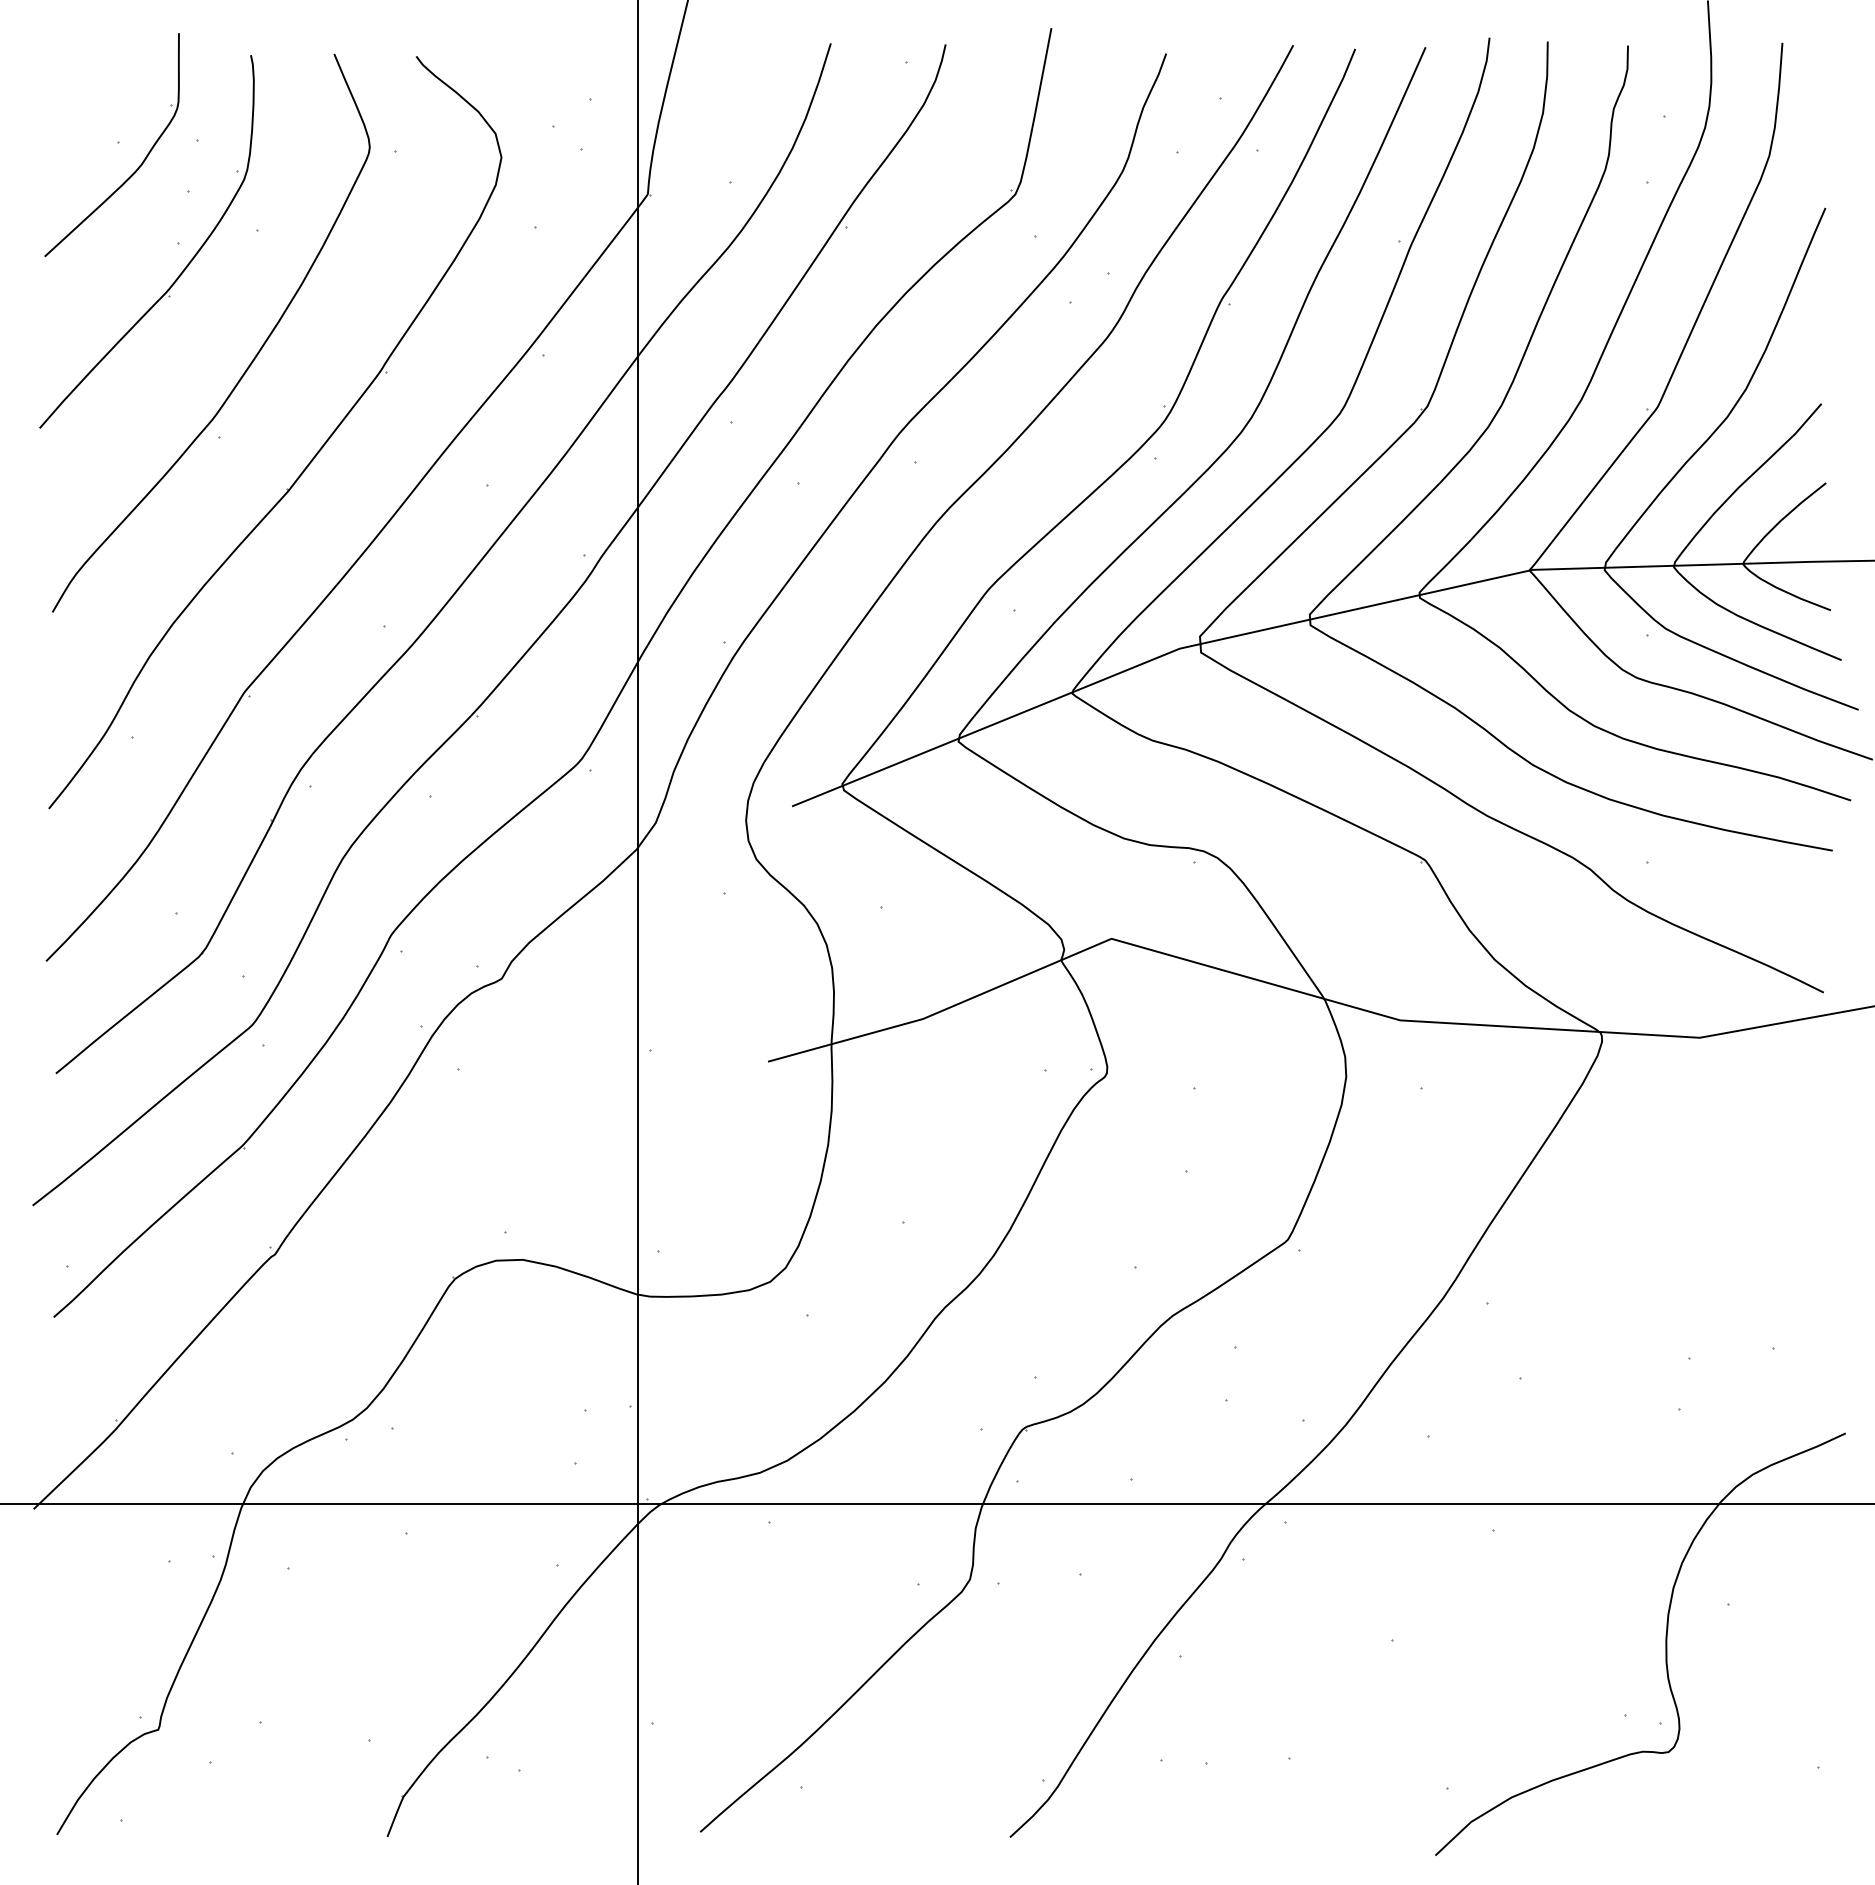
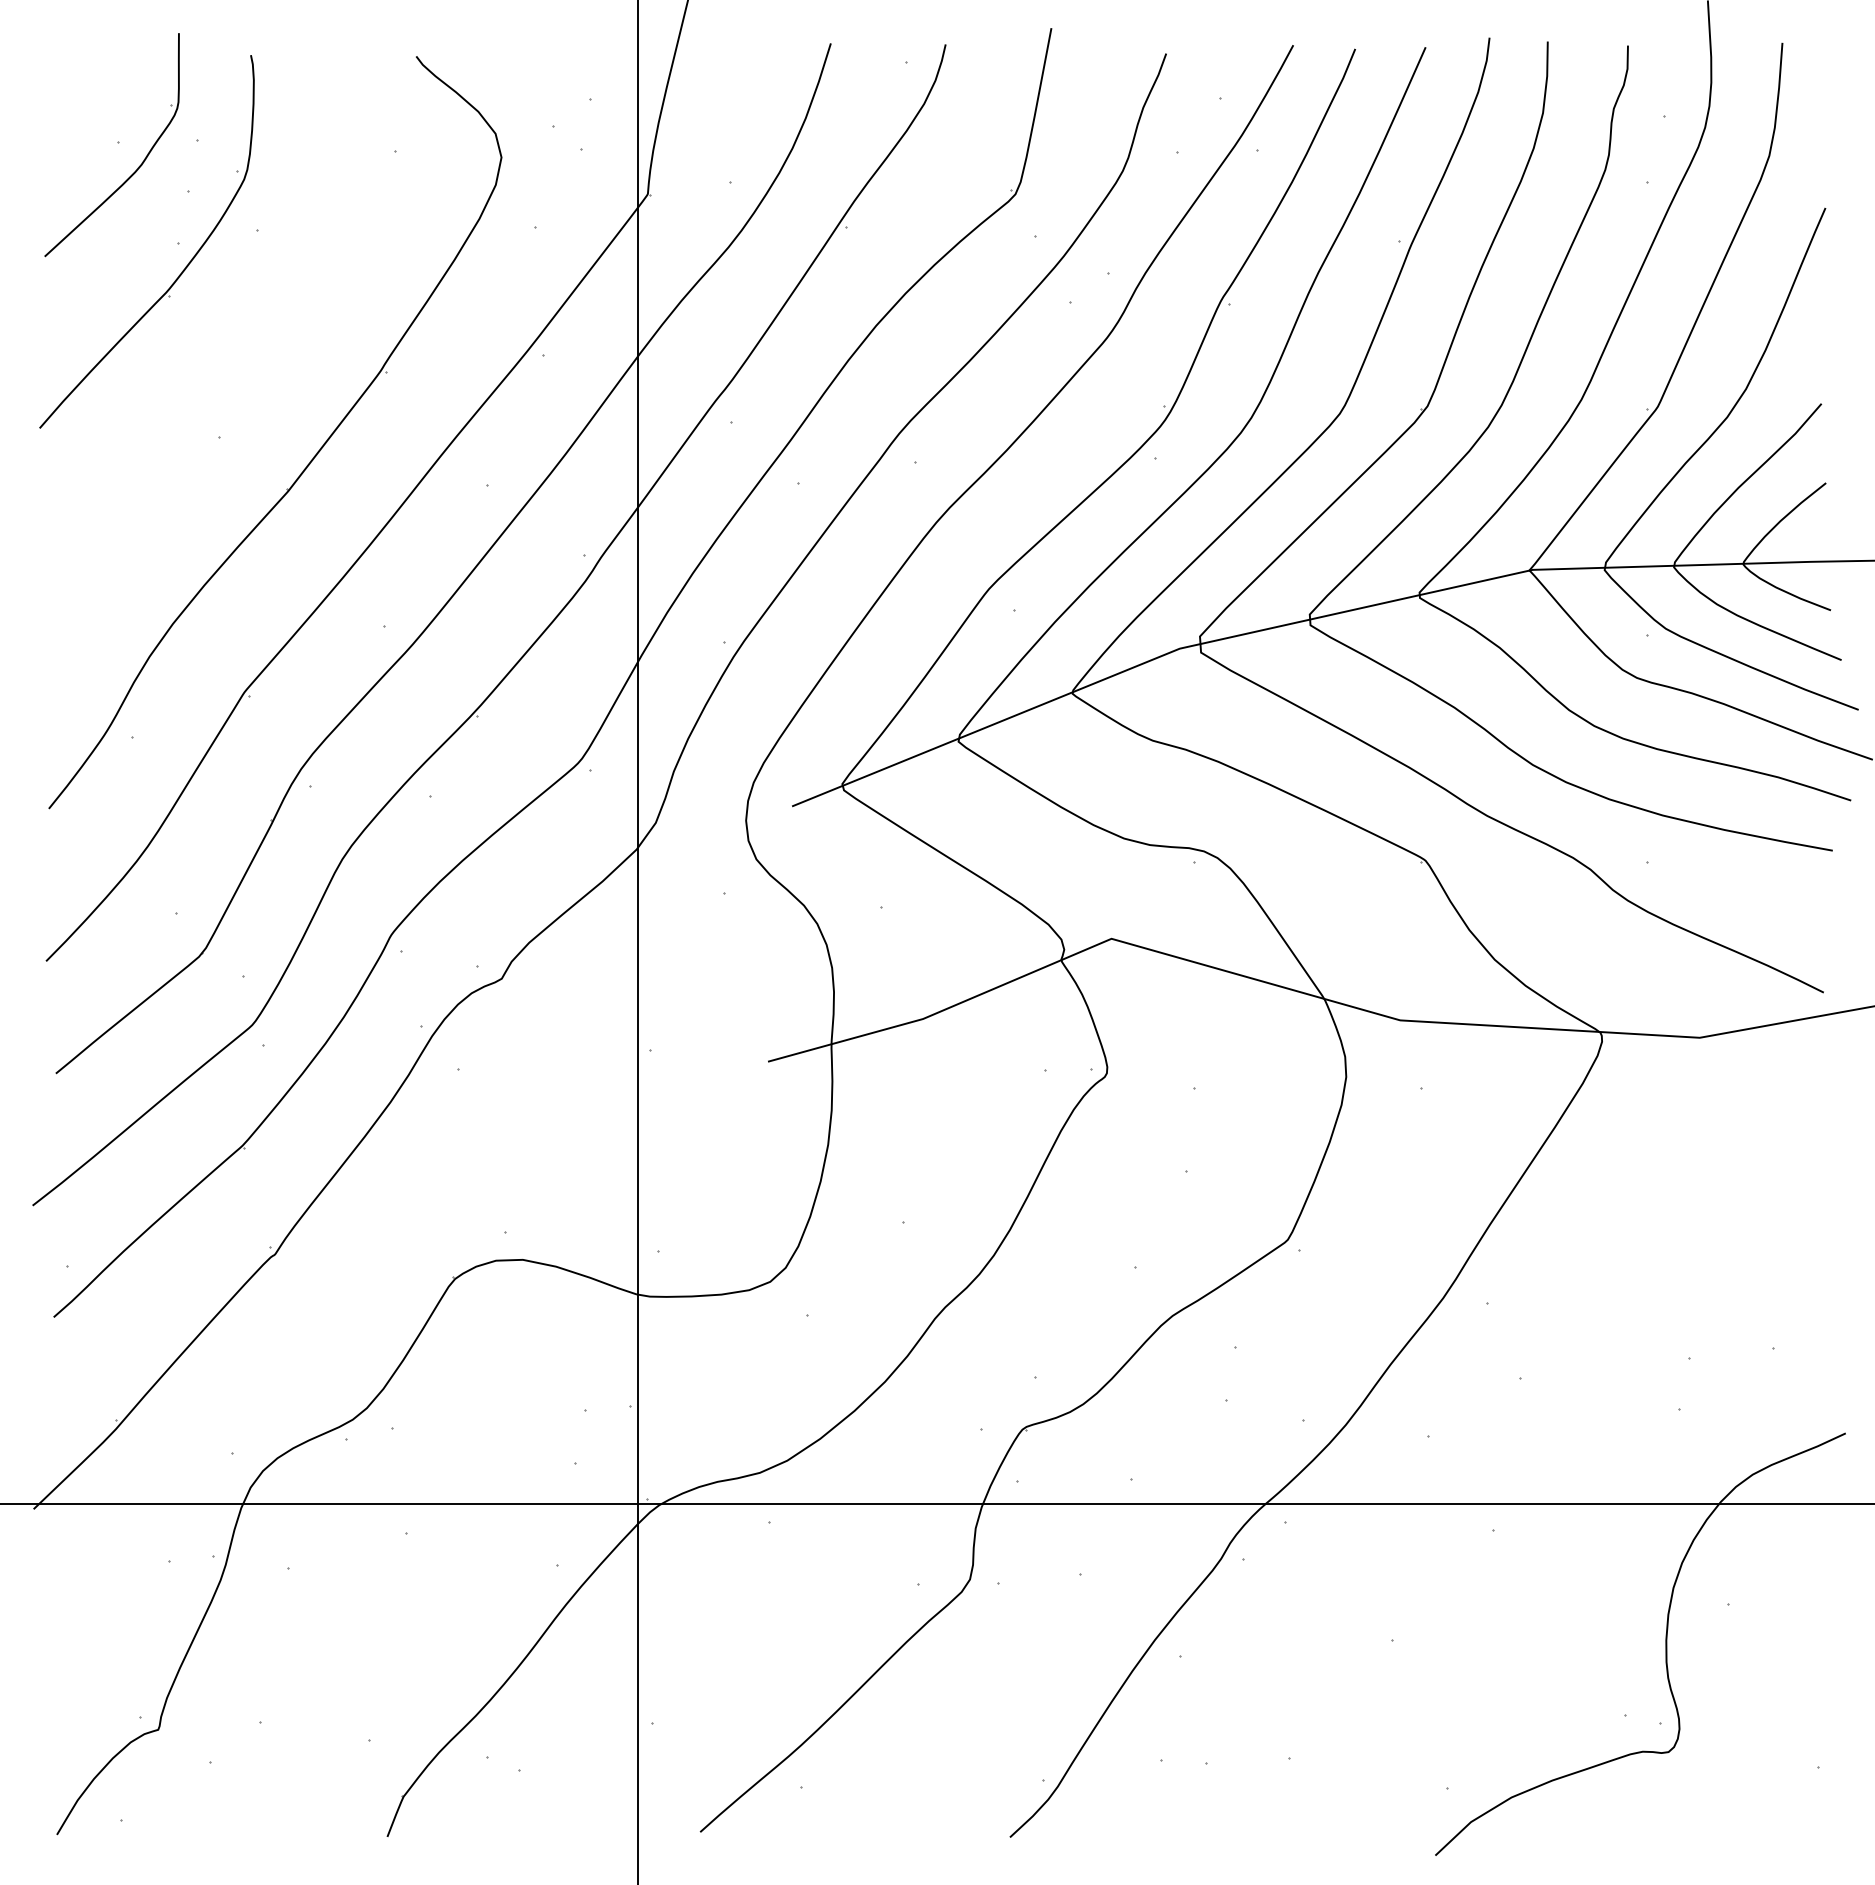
curve: present -> none (252, 359)
